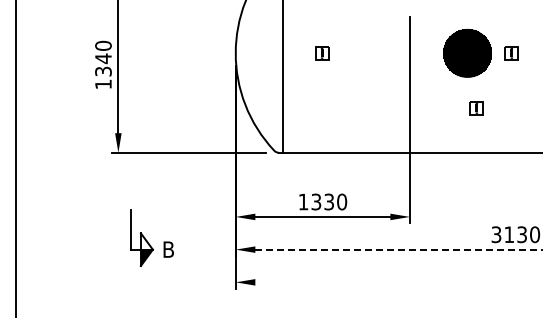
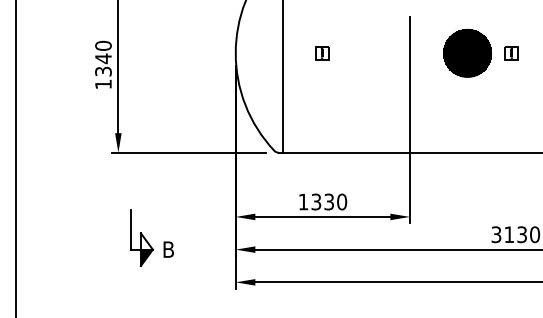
part: present -> none (476, 108)
line: dashed -> solid (399, 249)
line: none -> present (397, 282)
